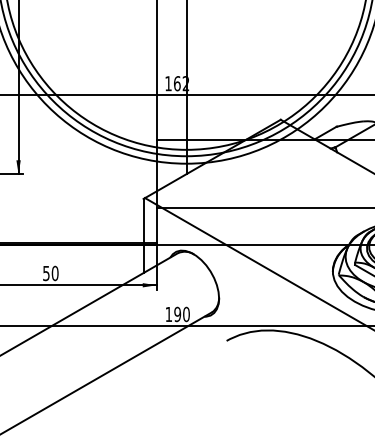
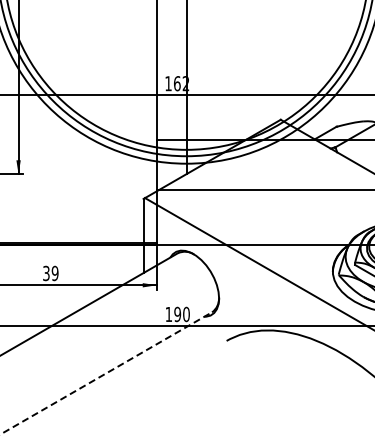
line position: (263, 208) -> (263, 190) (263, 190)
text: 50 -> 39 (50, 273)
line: solid -> dashed (106, 373)
